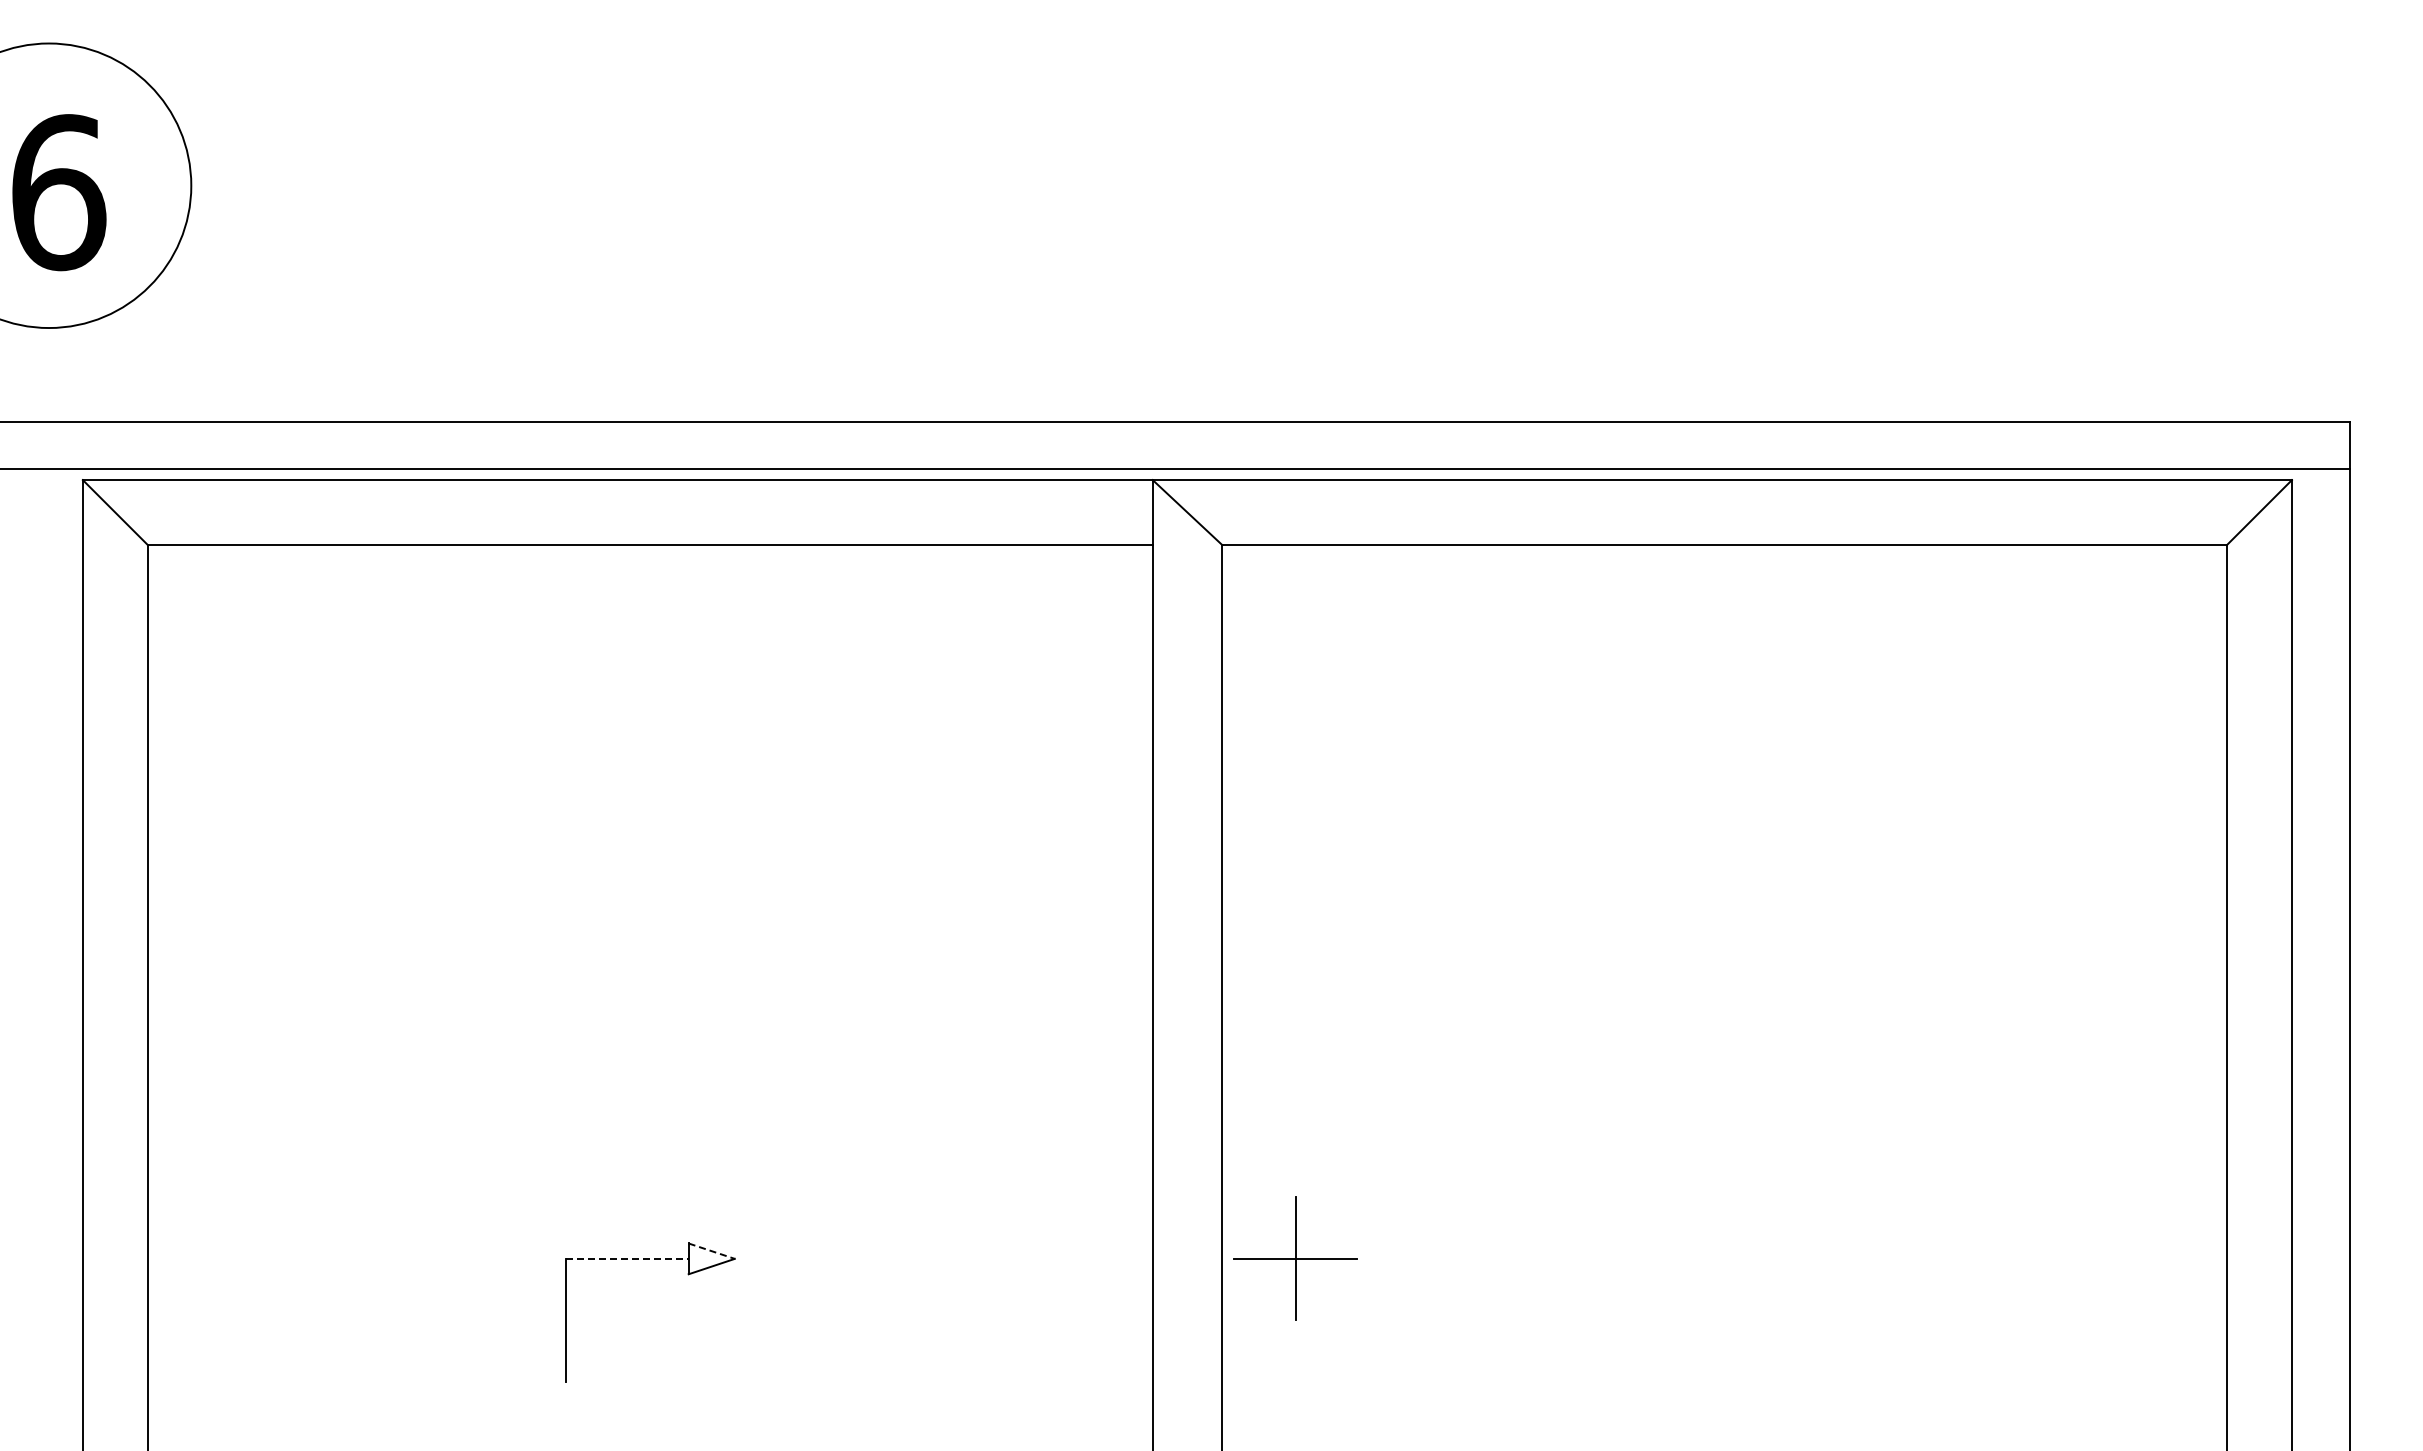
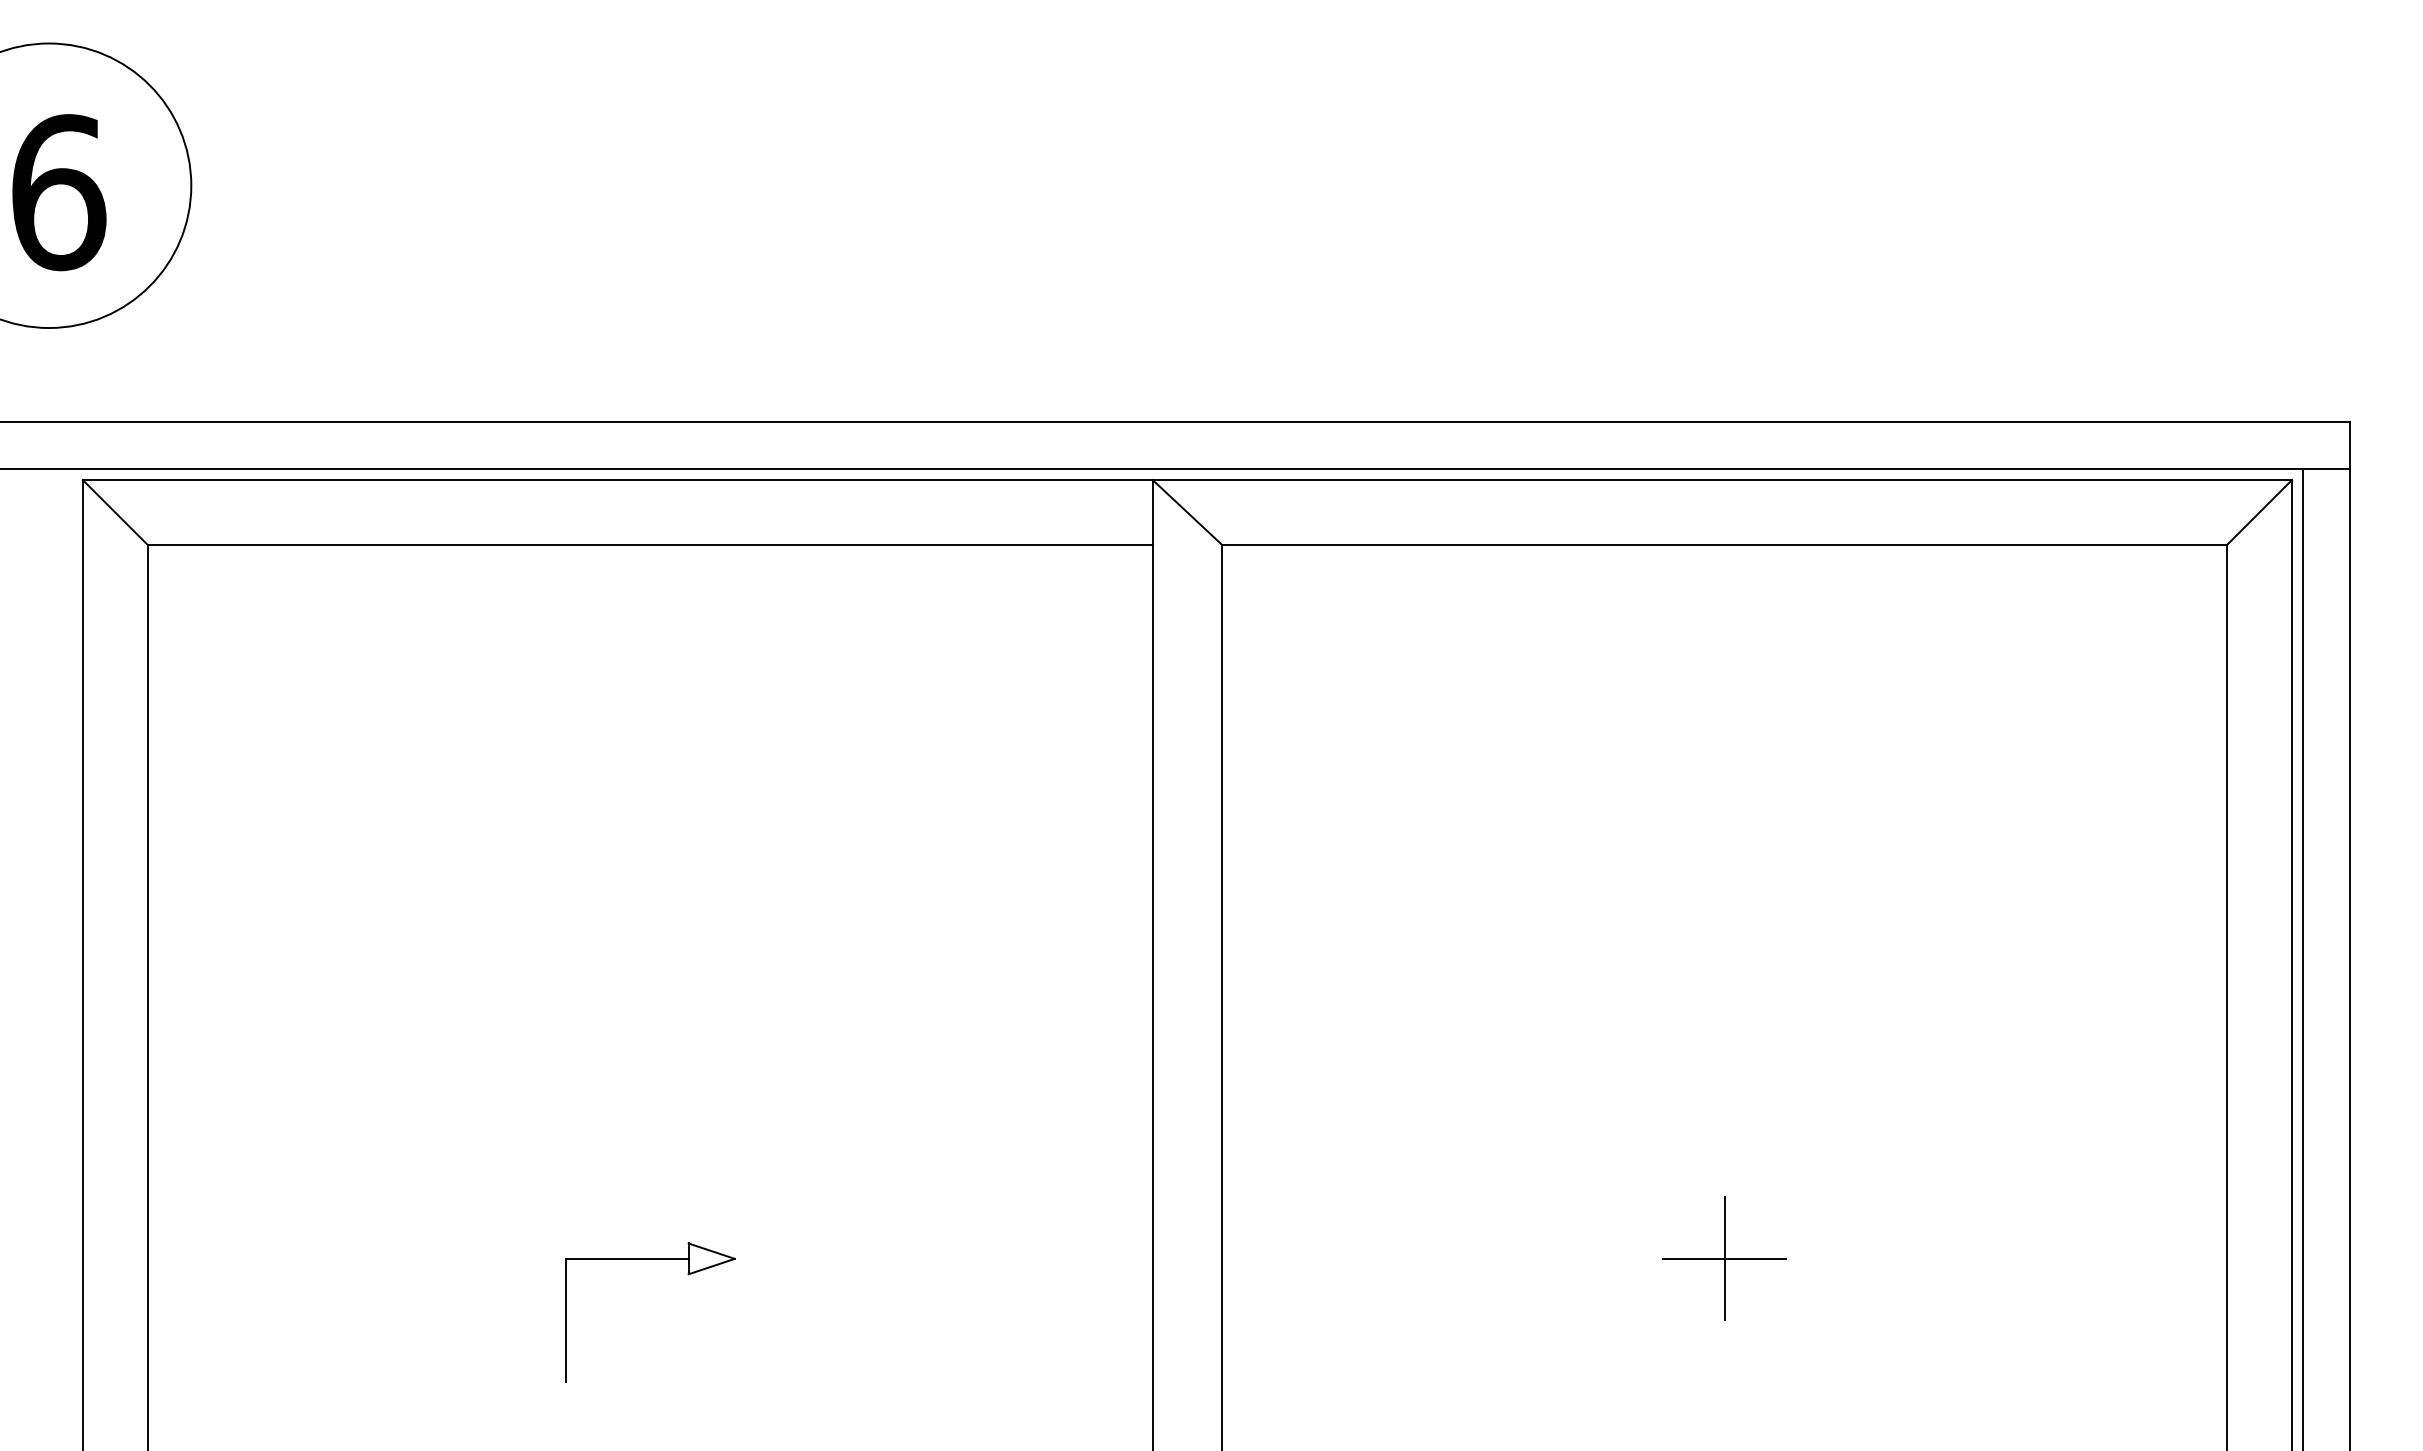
line: none -> present (2303, 957)
line: dashed -> solid (712, 1251)
line: dashed -> solid (627, 1258)
part position: (1295, 1258) -> (1724, 1258) (1724, 1258)
